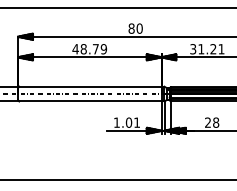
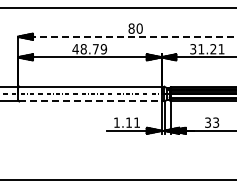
line: solid -> dashed (127, 36)
line: solid -> dashed (90, 101)
text: 1.01 -> 1.11 (128, 122)
text: 28 -> 33 (212, 122)
